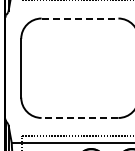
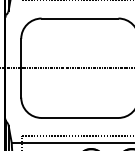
line: dashed -> solid (80, 18)
line: none -> present (66, 68)
line: dashed -> solid (79, 117)
